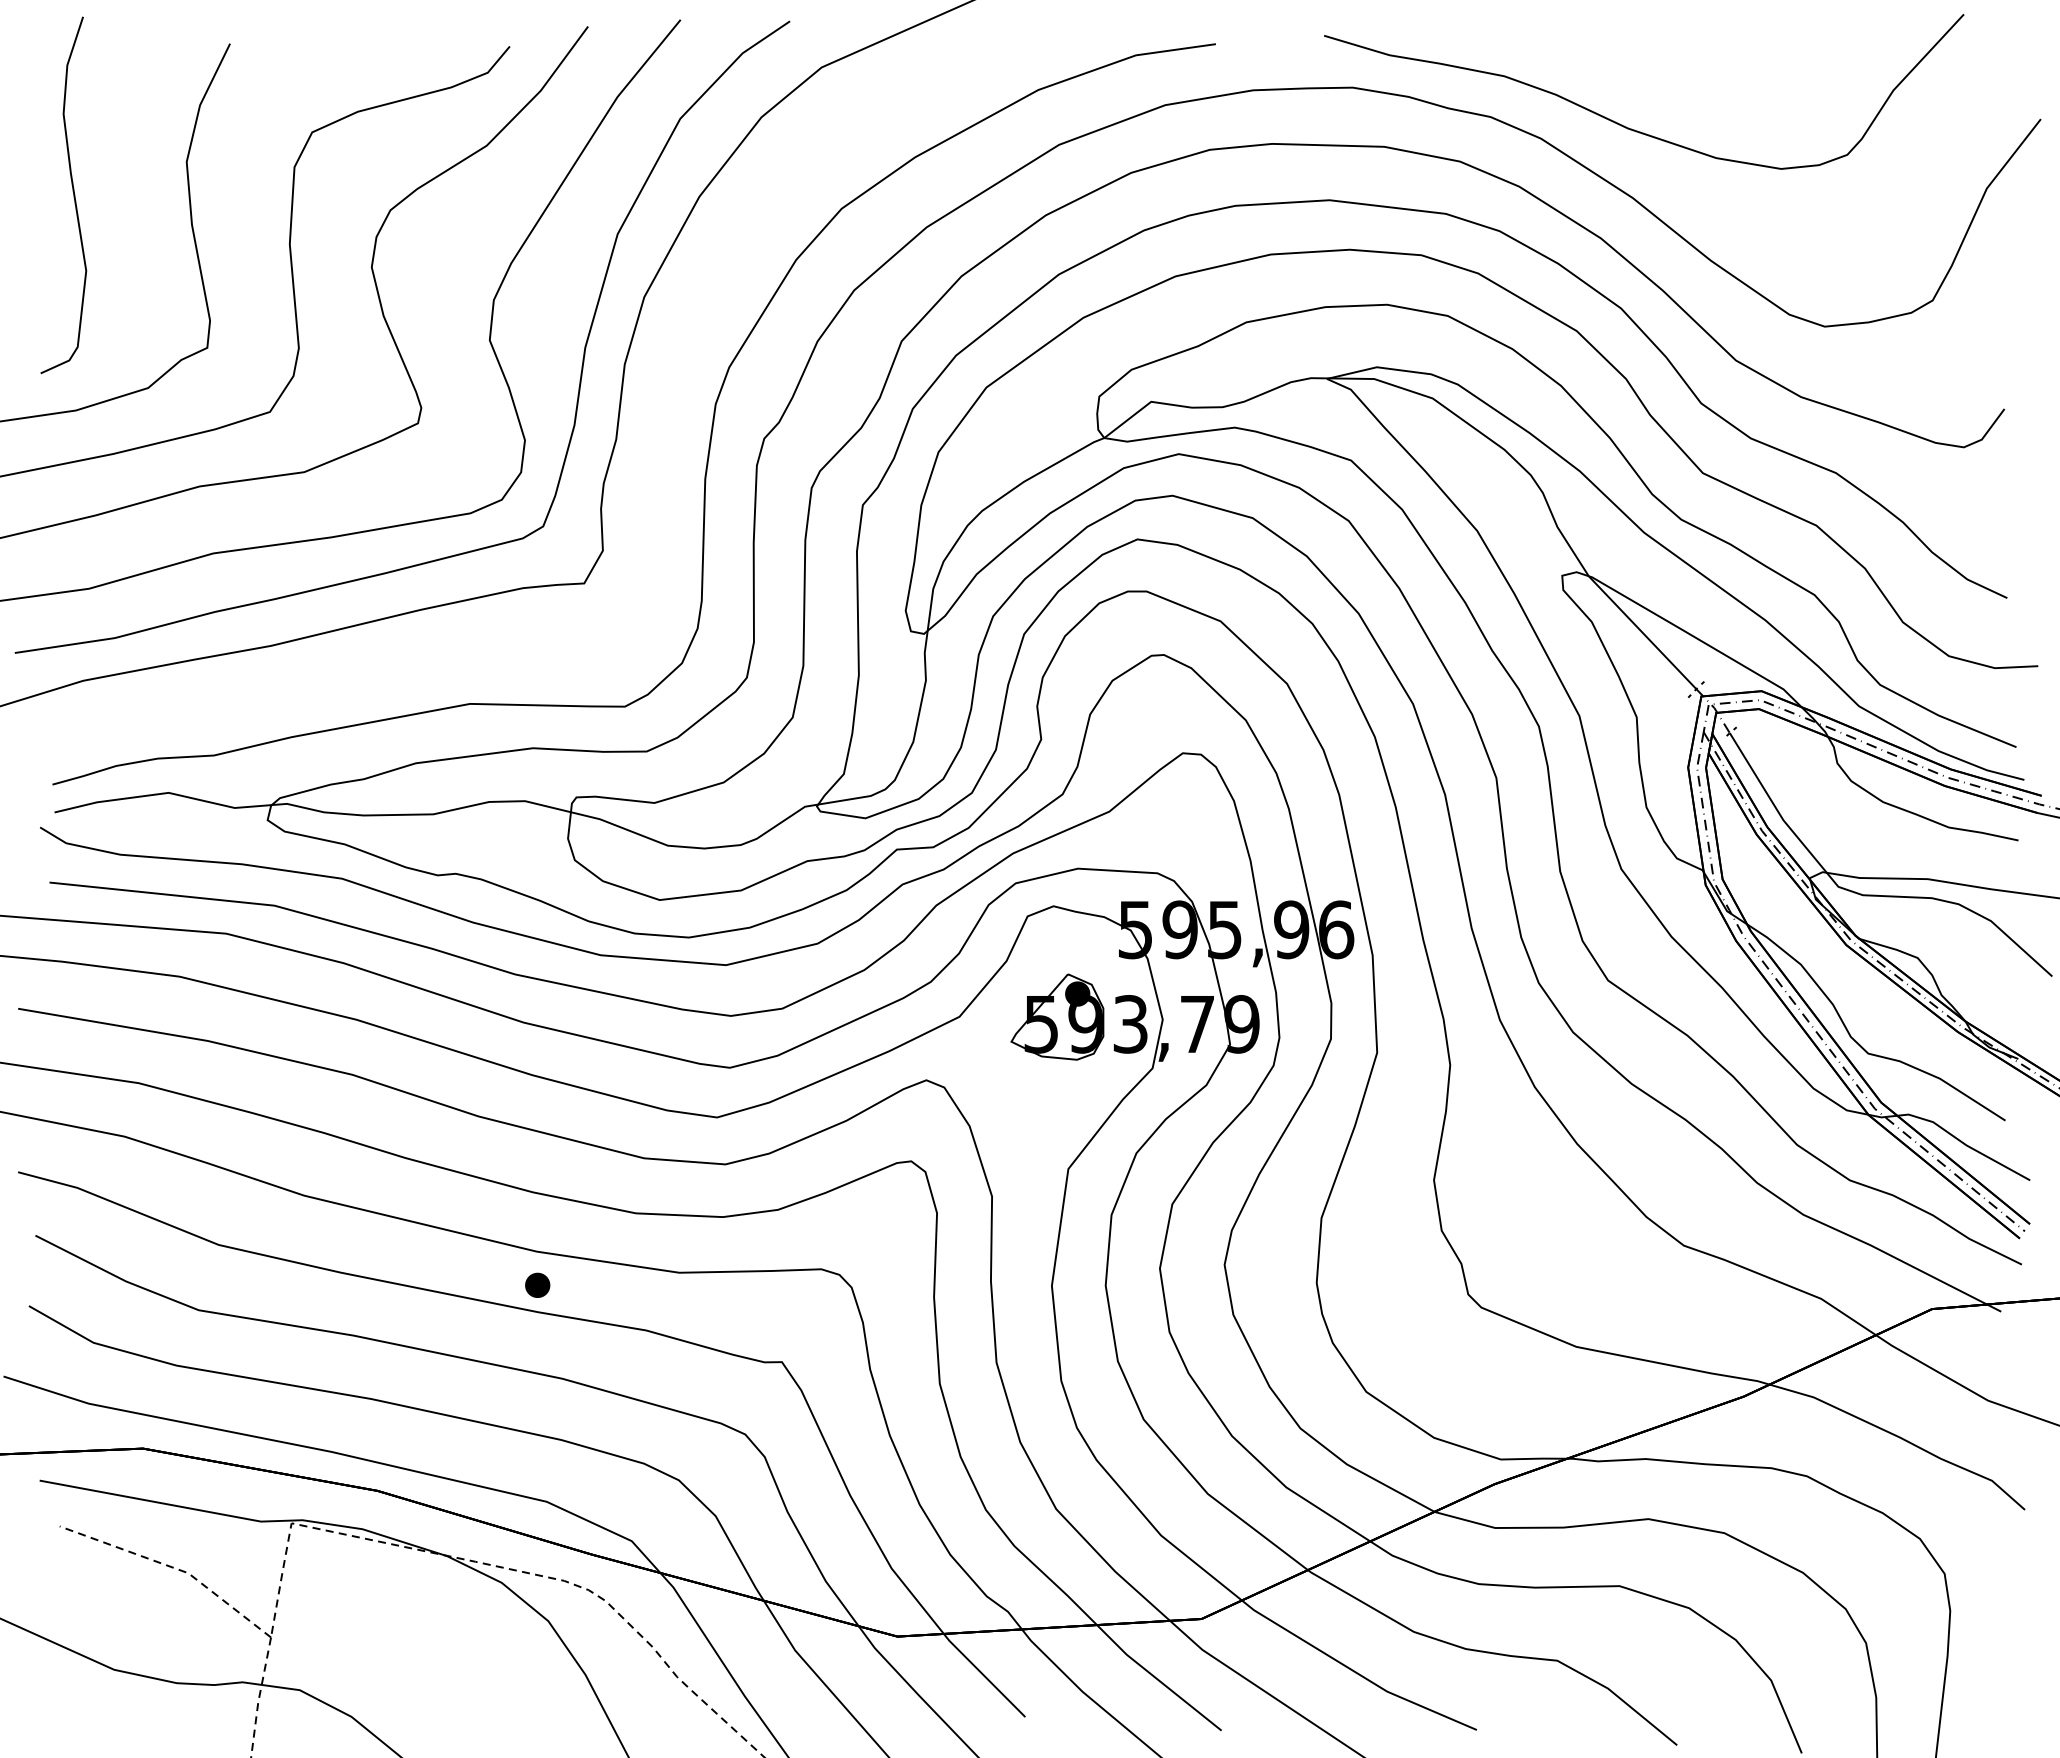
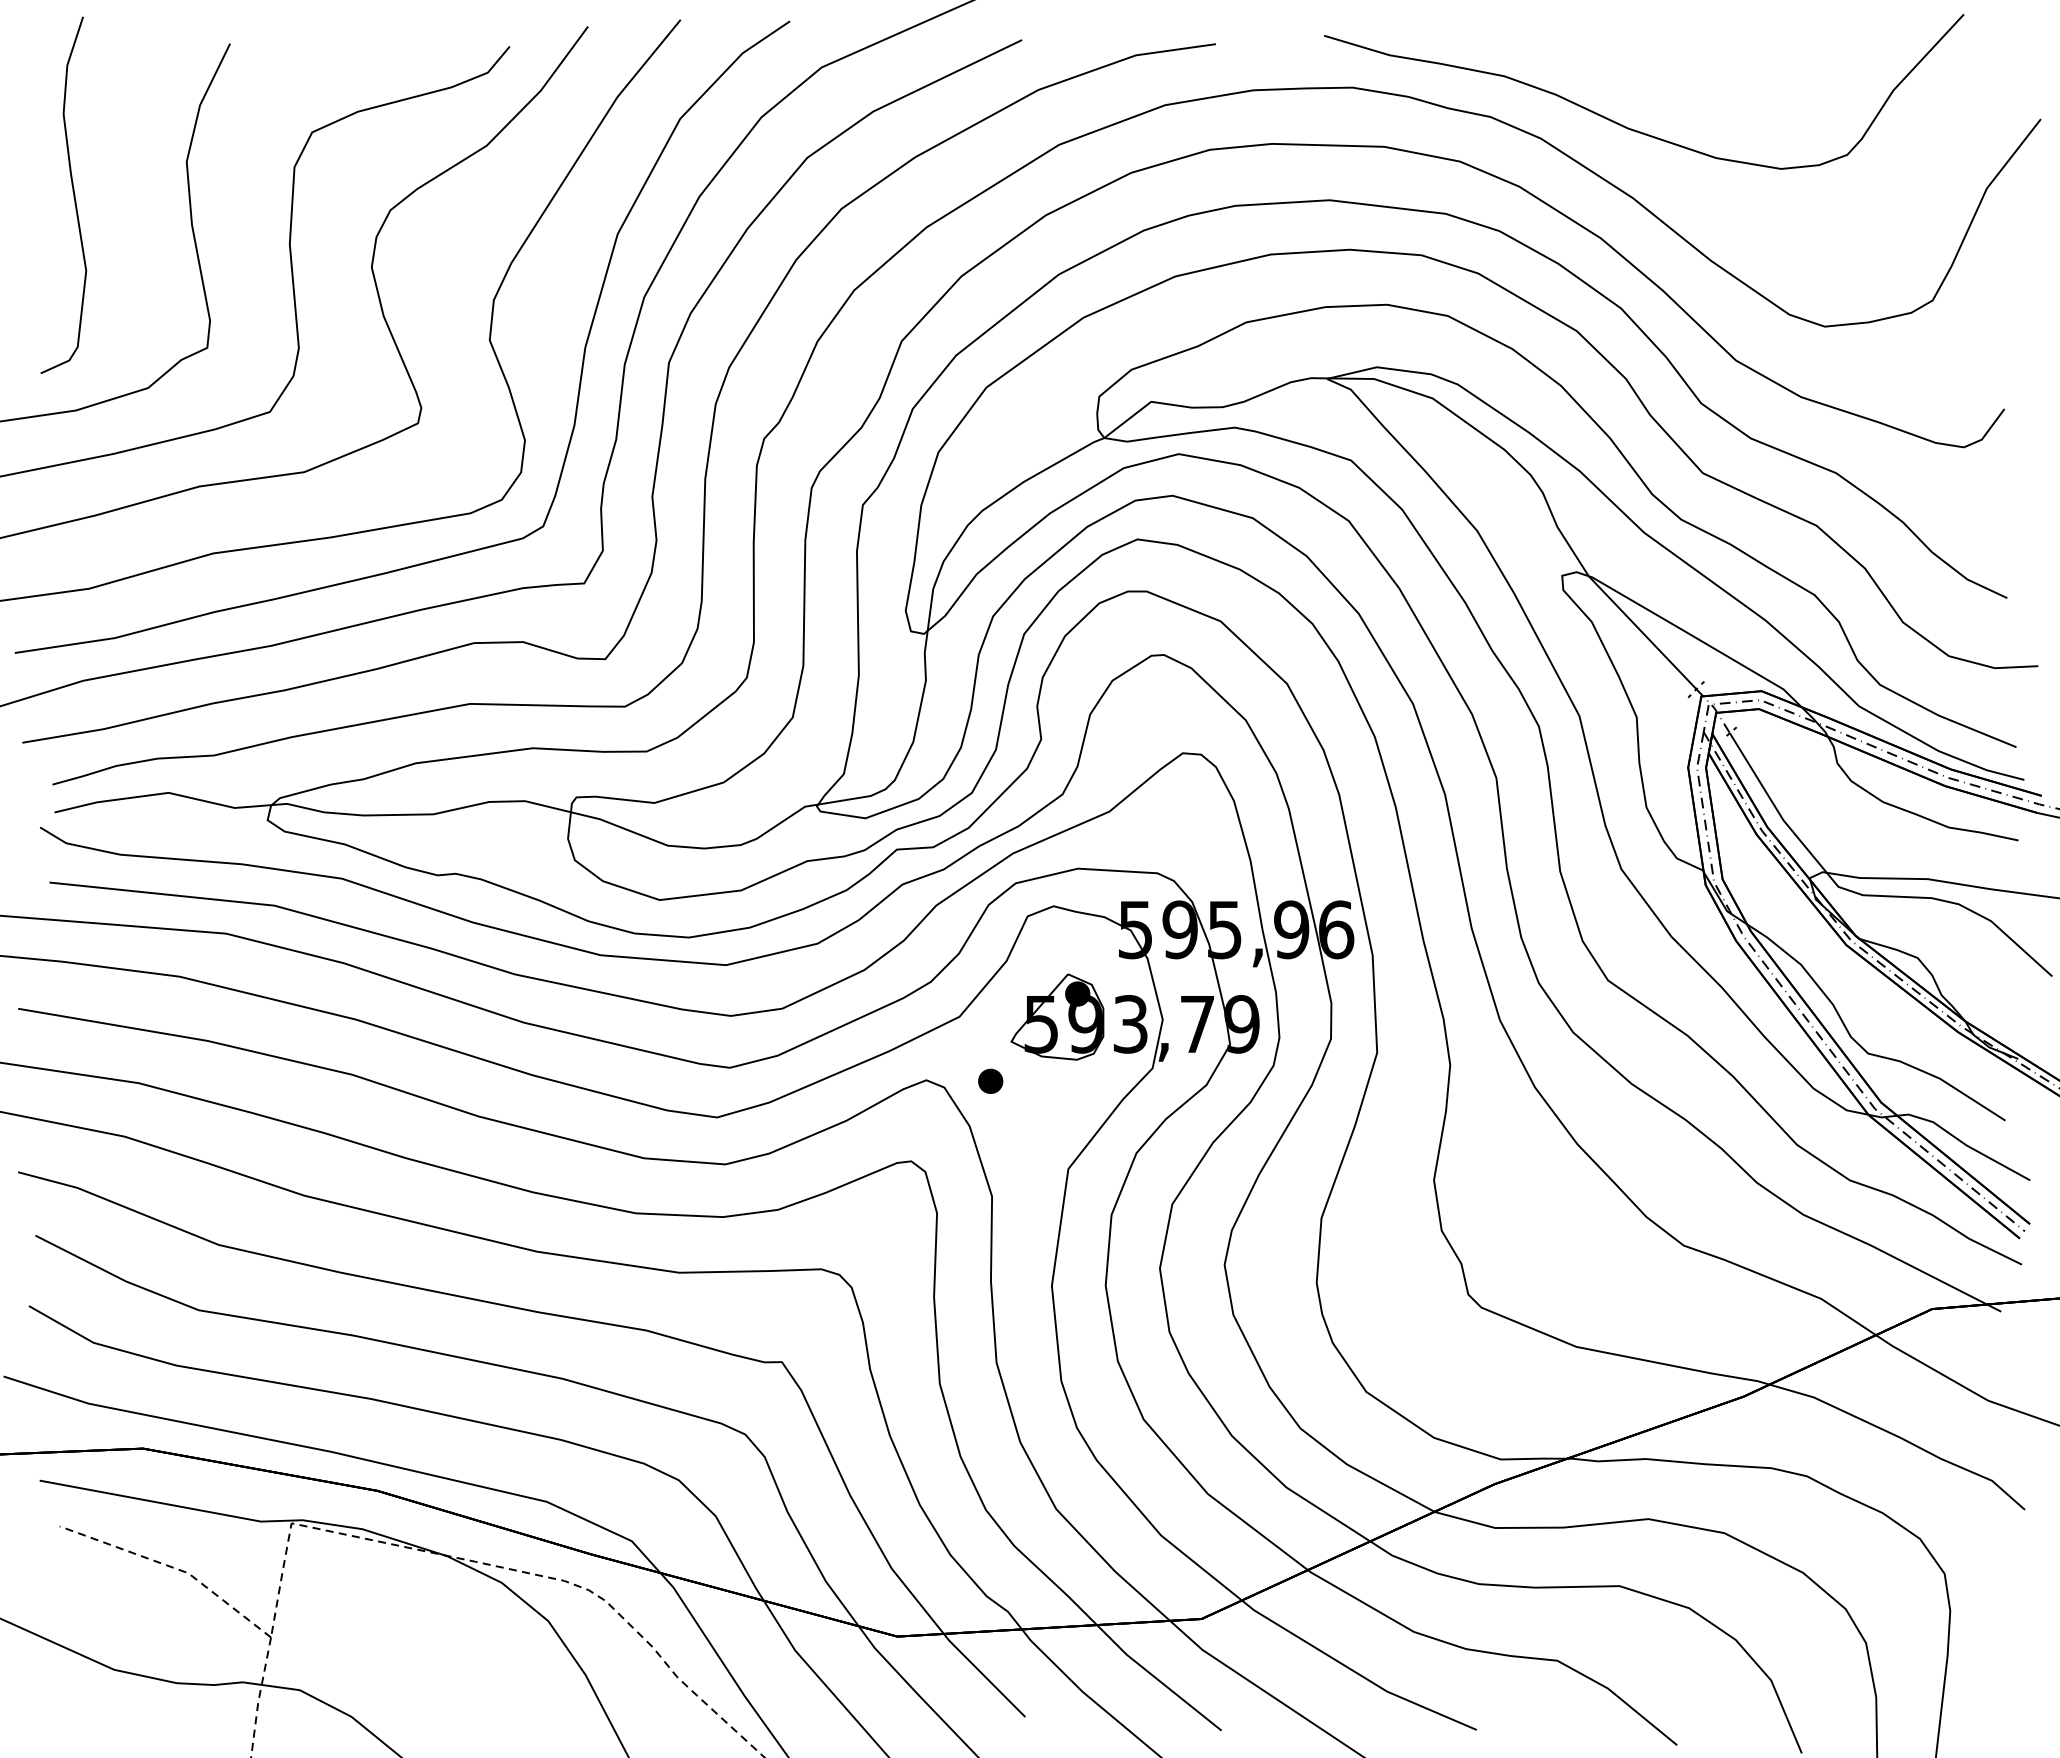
curve: none -> present (663, 402)
part position: (537, 1284) -> (990, 1080) (990, 1080)
